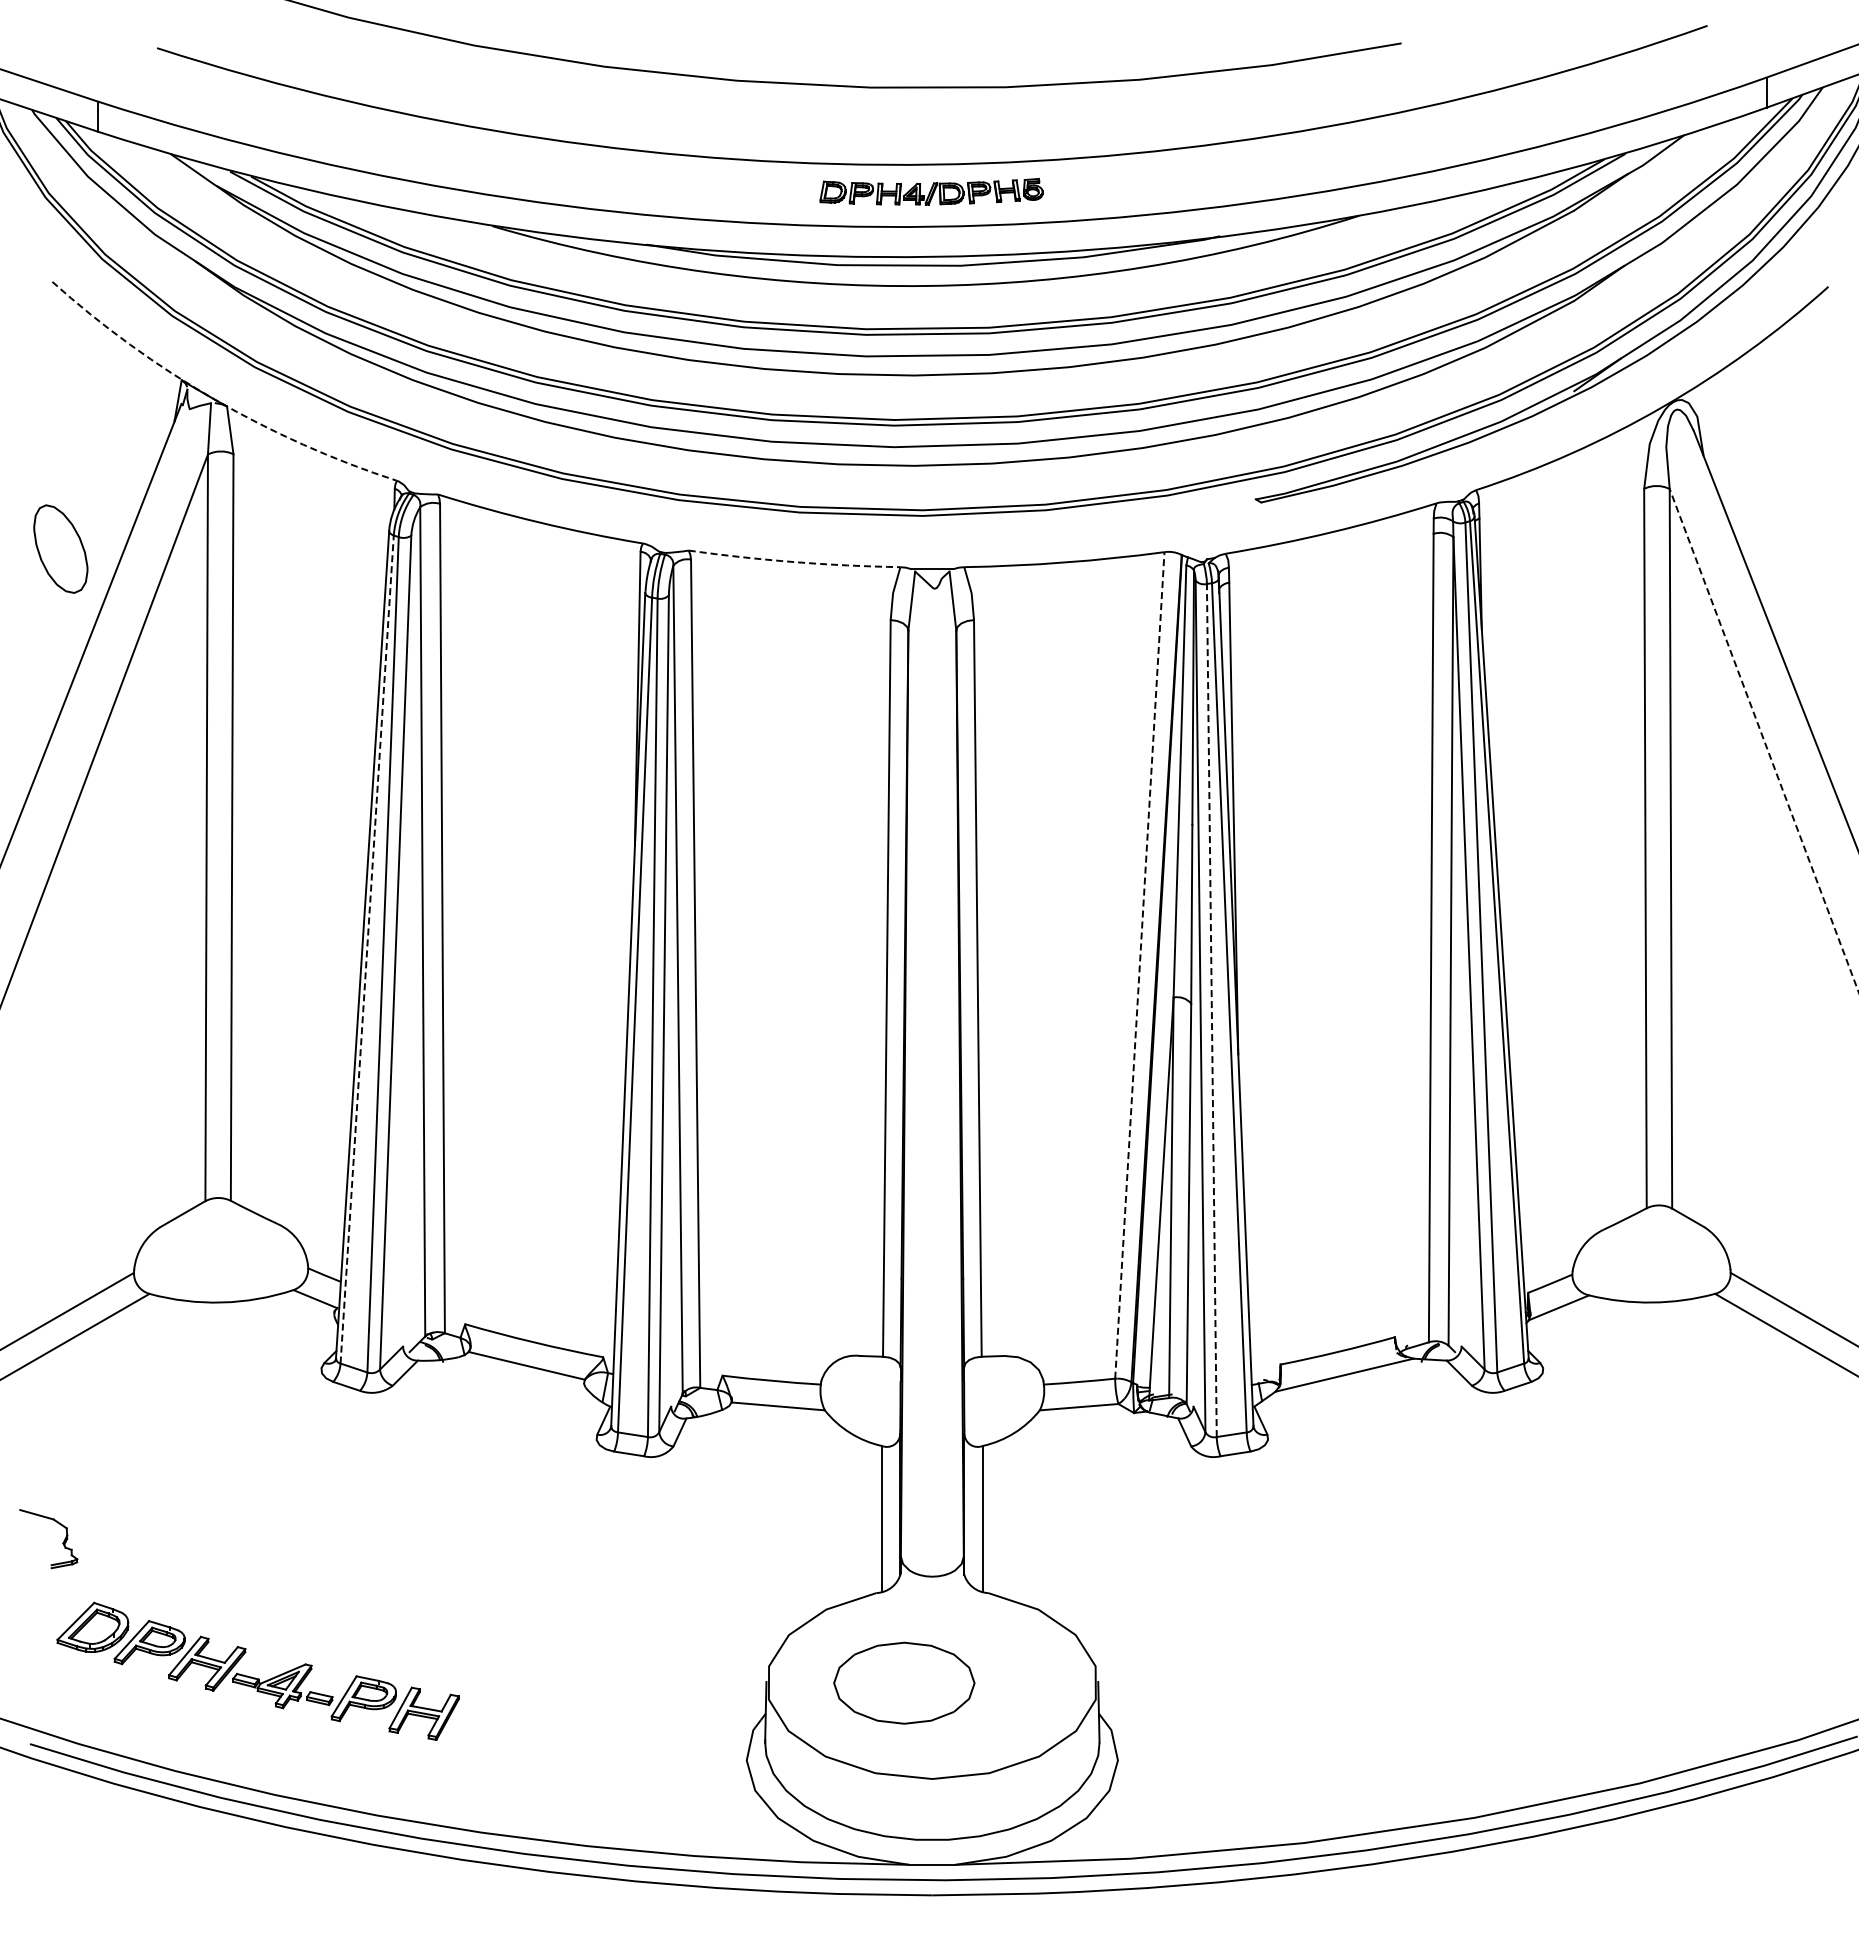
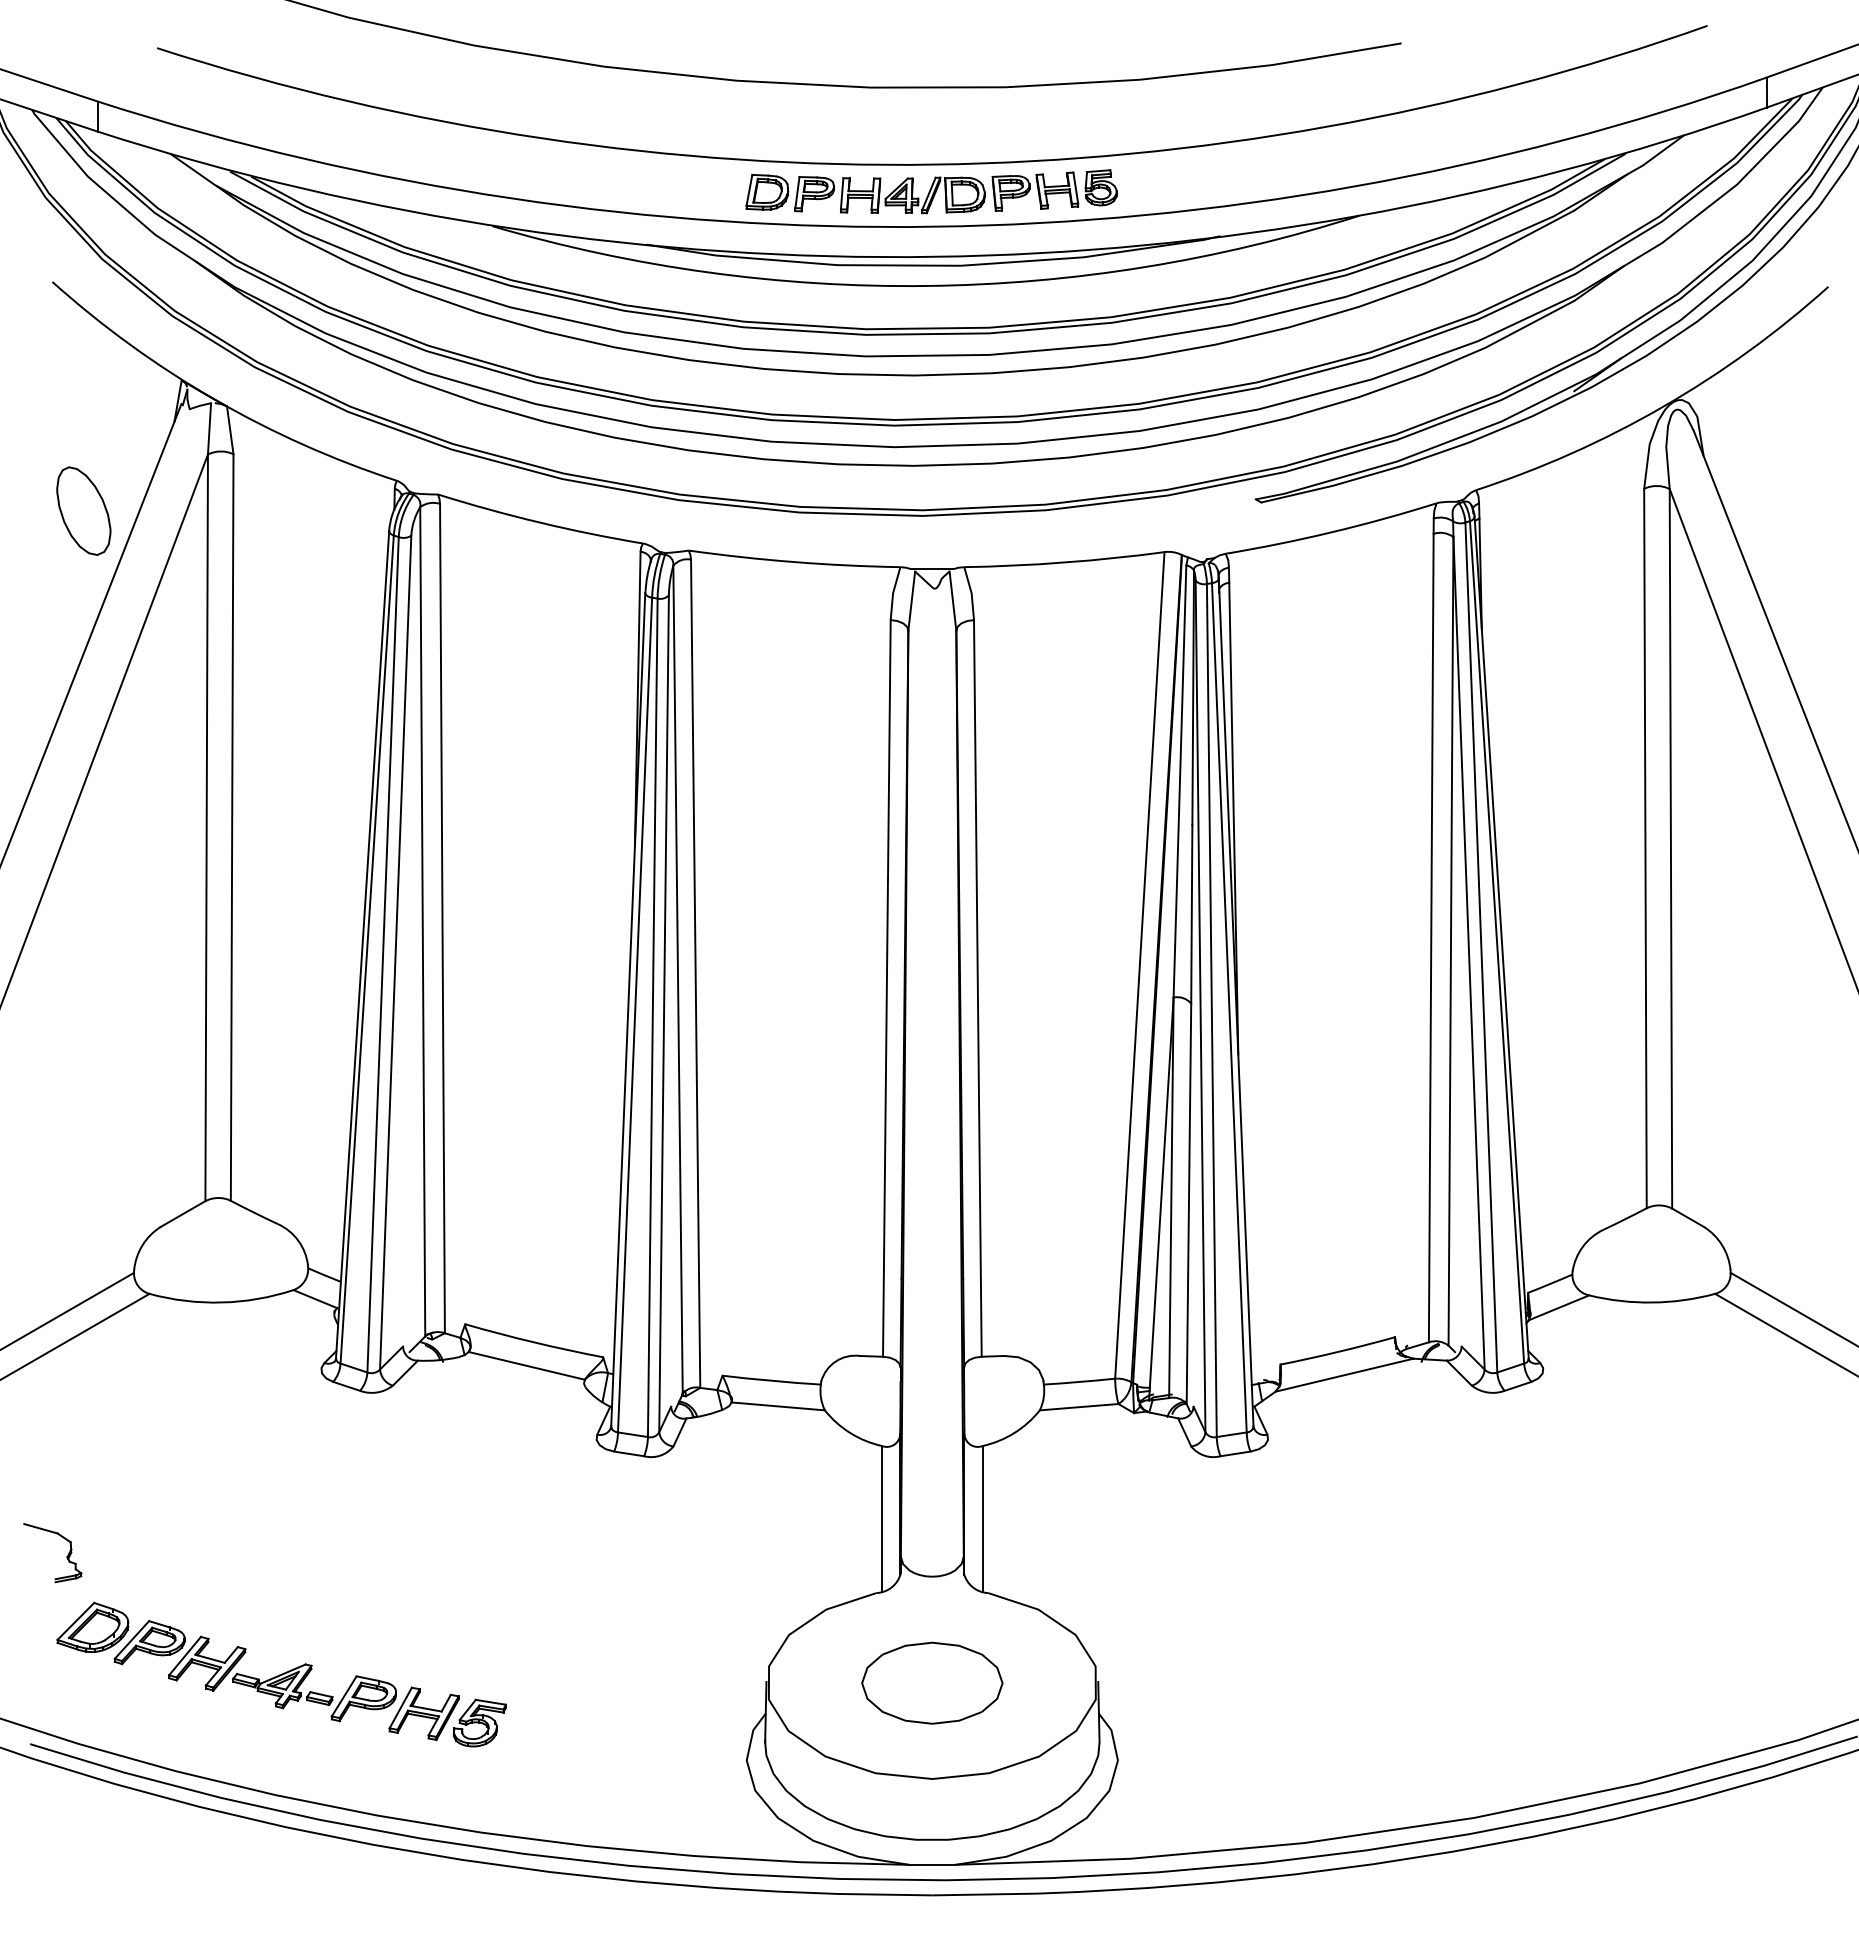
part size: 225x29 px -> 373x46 px (931, 191)
arc: dashed -> solid (214, 399)
part position: (60, 548) -> (83, 510) (83, 510)
arc: dashed -> solid (794, 562)
line: dashed -> solid (1764, 740)
line: dashed -> solid (367, 949)
line: dashed -> solid (1139, 964)
line: dashed -> solid (1211, 1010)
part position: (62, 1542) -> (66, 1556) (66, 1556)
part position: (904, 1682) -> (932, 1682) (932, 1682)
part: none -> present (479, 1722)
